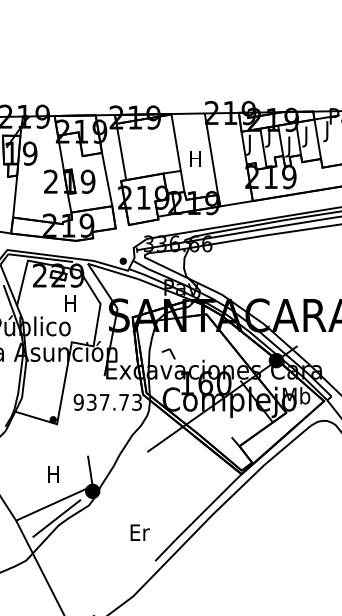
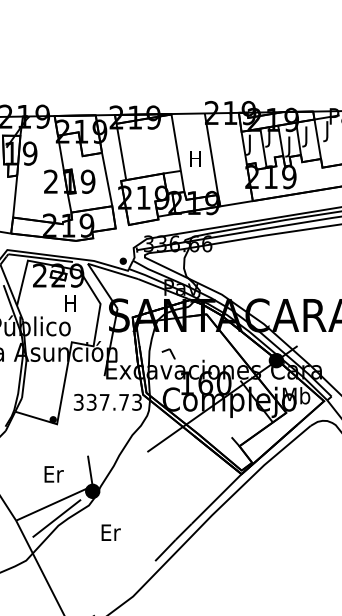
text: 937.73 -> 337.73 (78, 402)
text: H -> Er (53, 474)
text position: (139, 532) -> (110, 532) (110, 532)
